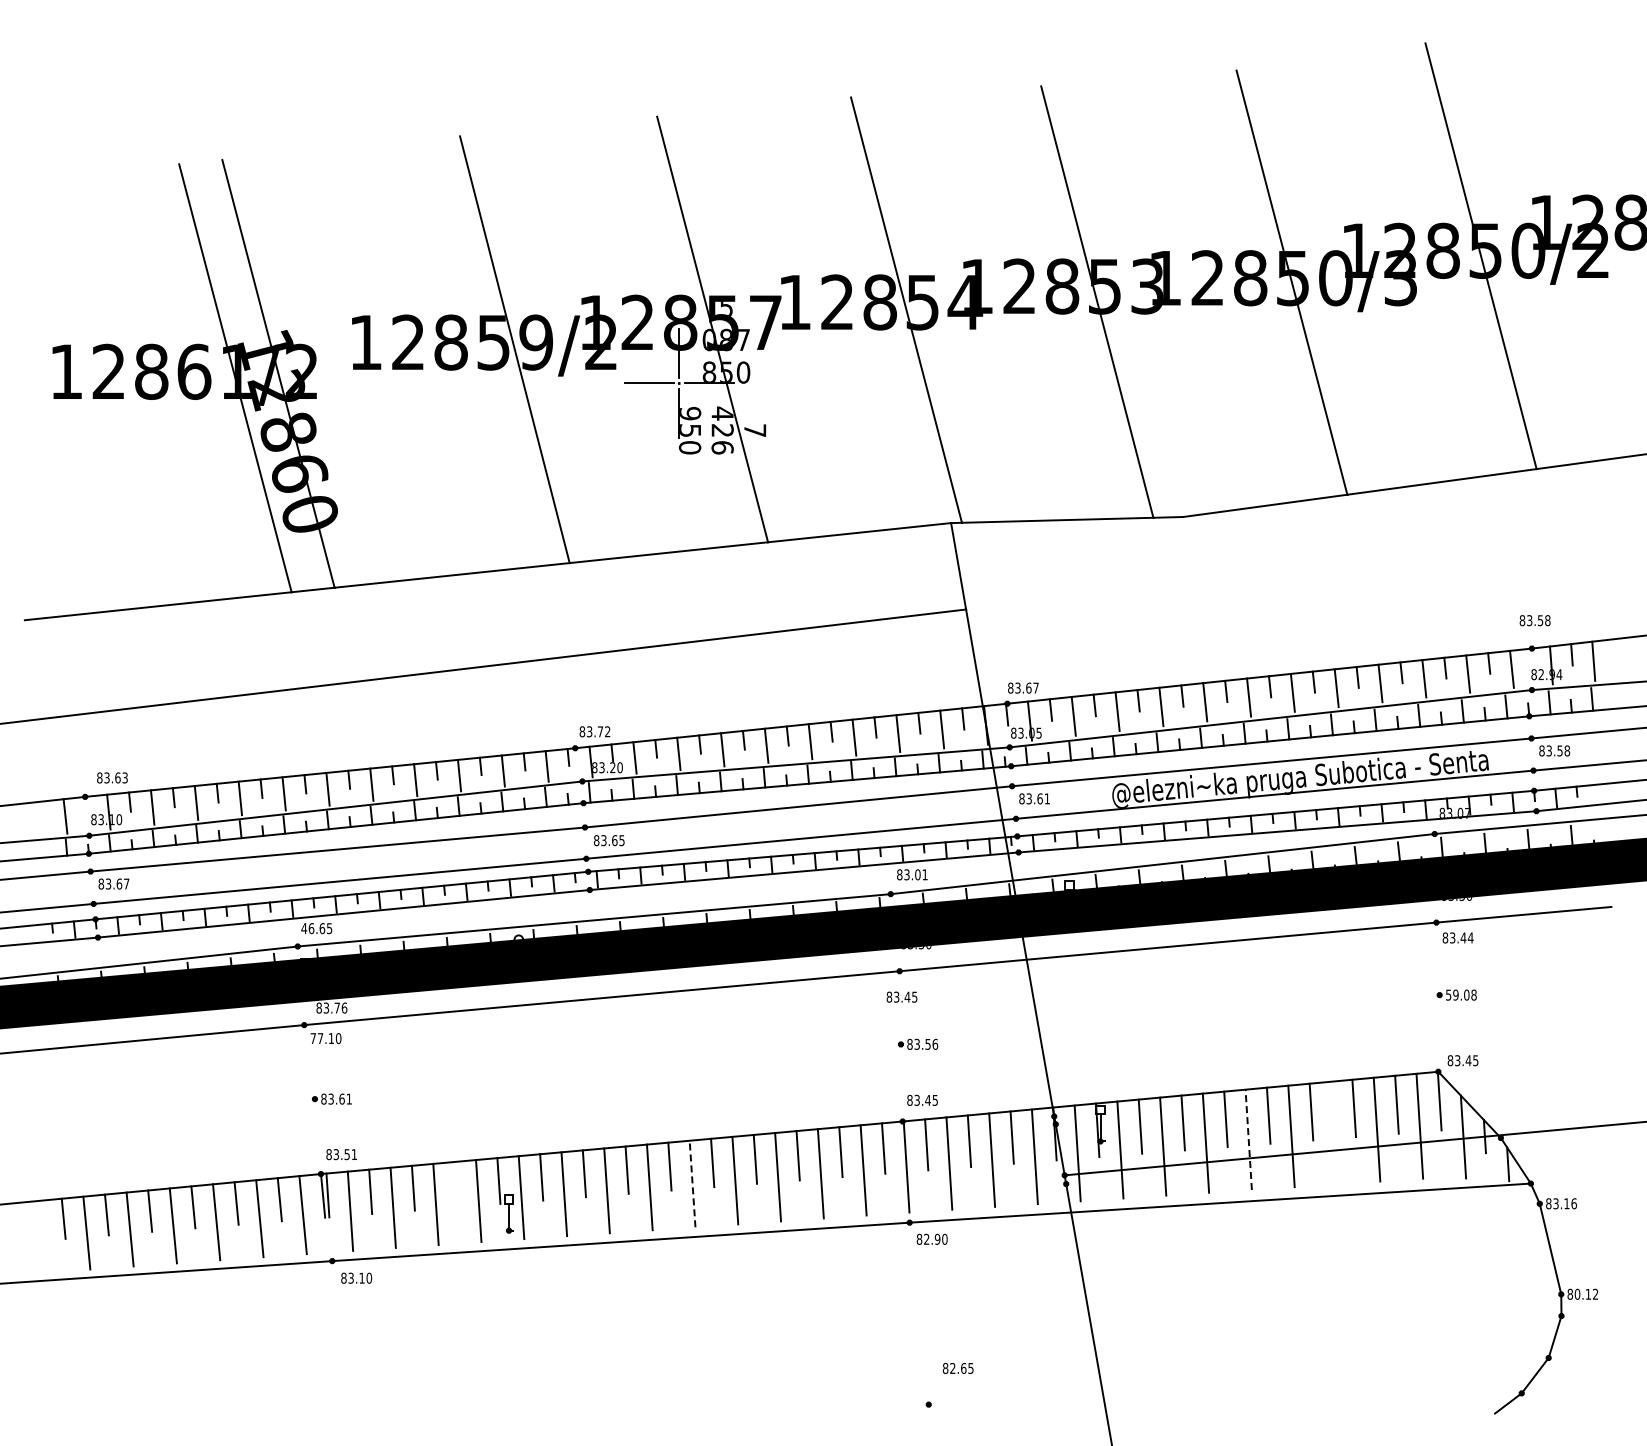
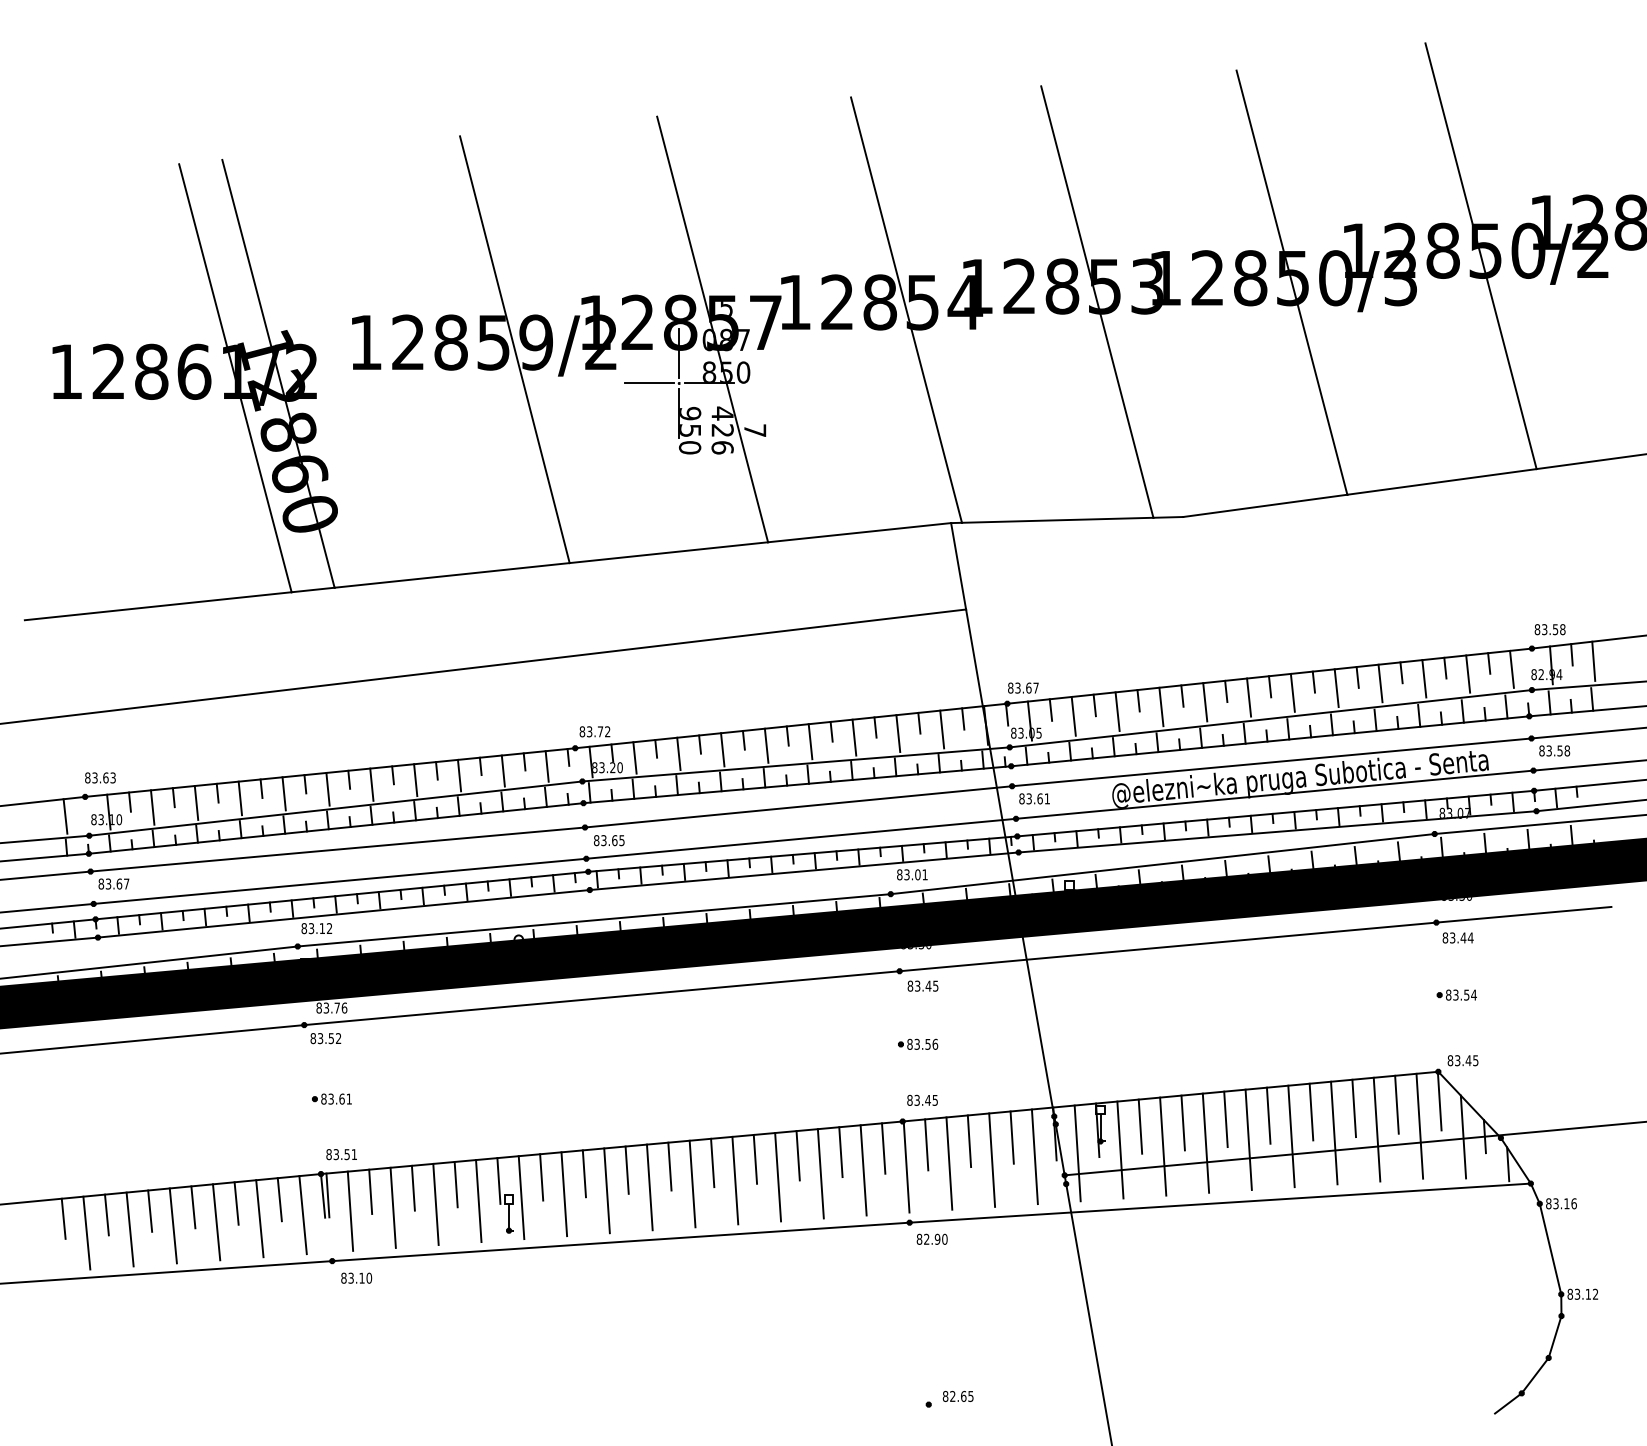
text position: (1534, 620) -> (1549, 629) (1549, 629)
text position: (112, 777) -> (100, 777) (100, 777)
text: 46.65 -> 83.12 (316, 928)
text: 59.08 -> 83.54 (1461, 994)
text position: (901, 996) -> (922, 985) (922, 985)
text: 77.10 -> 83.52 (325, 1038)
line: none -> present (1334, 1132)
line: dashed -> solid (1248, 1139)
line: dashed -> solid (692, 1183)
line: none -> present (455, 1184)
text: 80.12 -> 83.12 (1577, 1293)
text position: (957, 1368) -> (957, 1396) (957, 1396)
